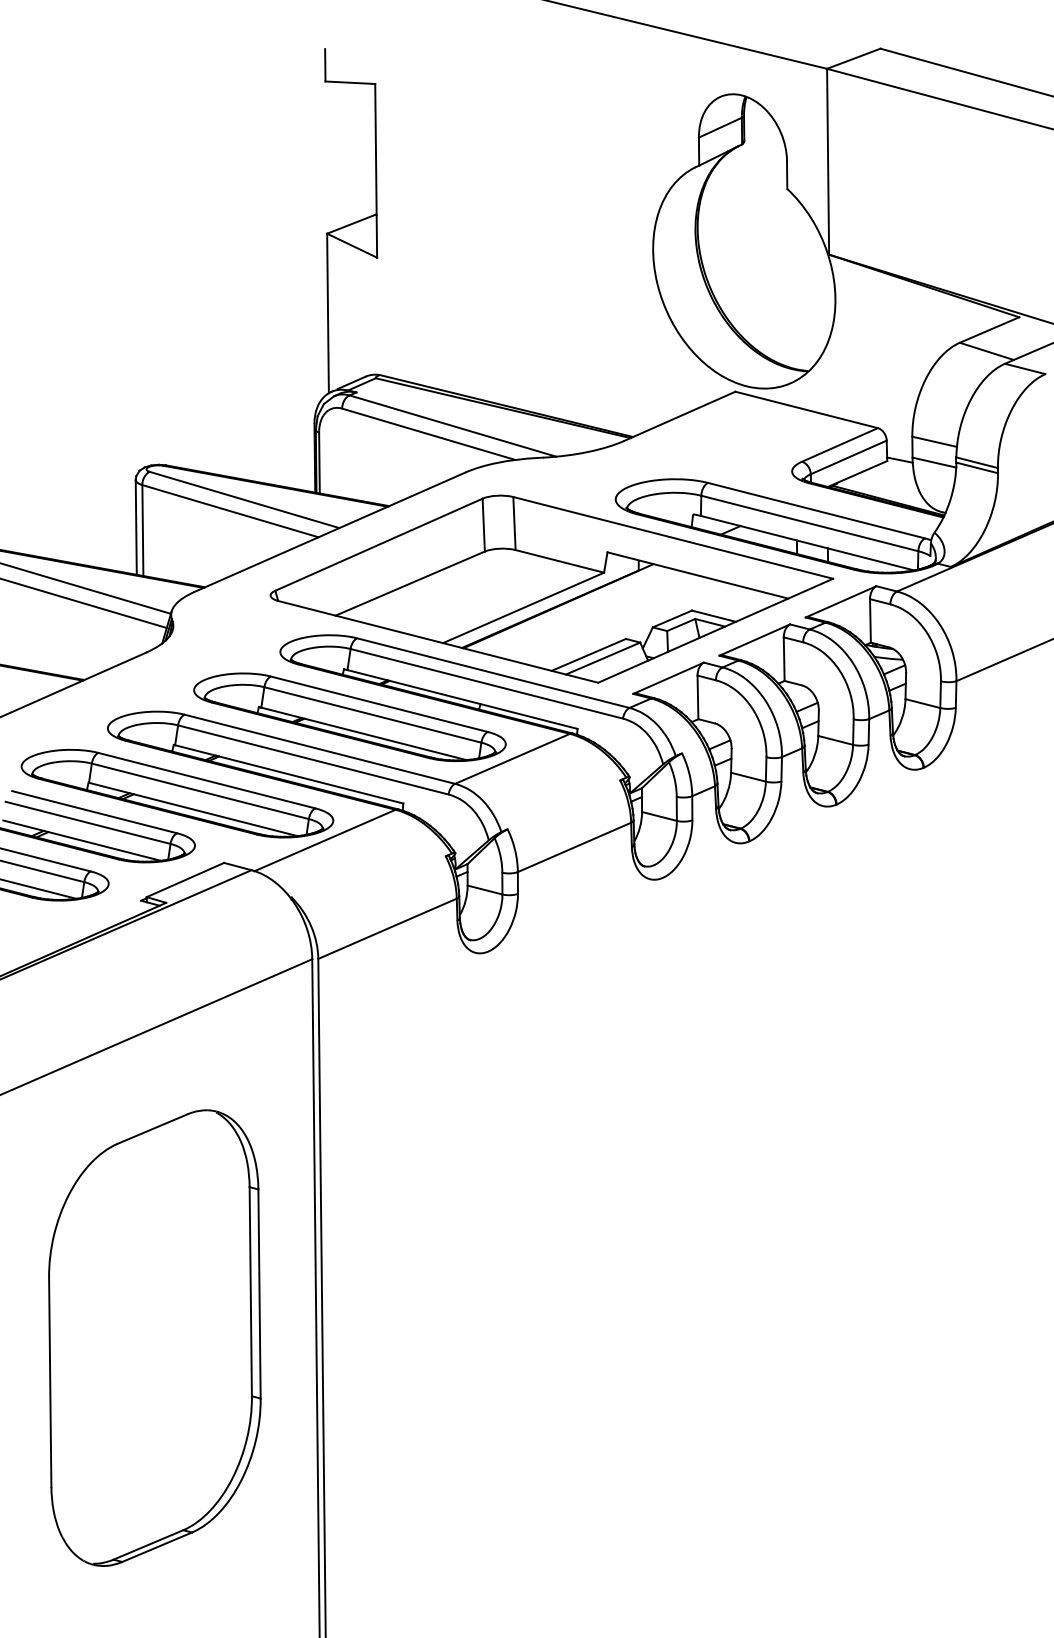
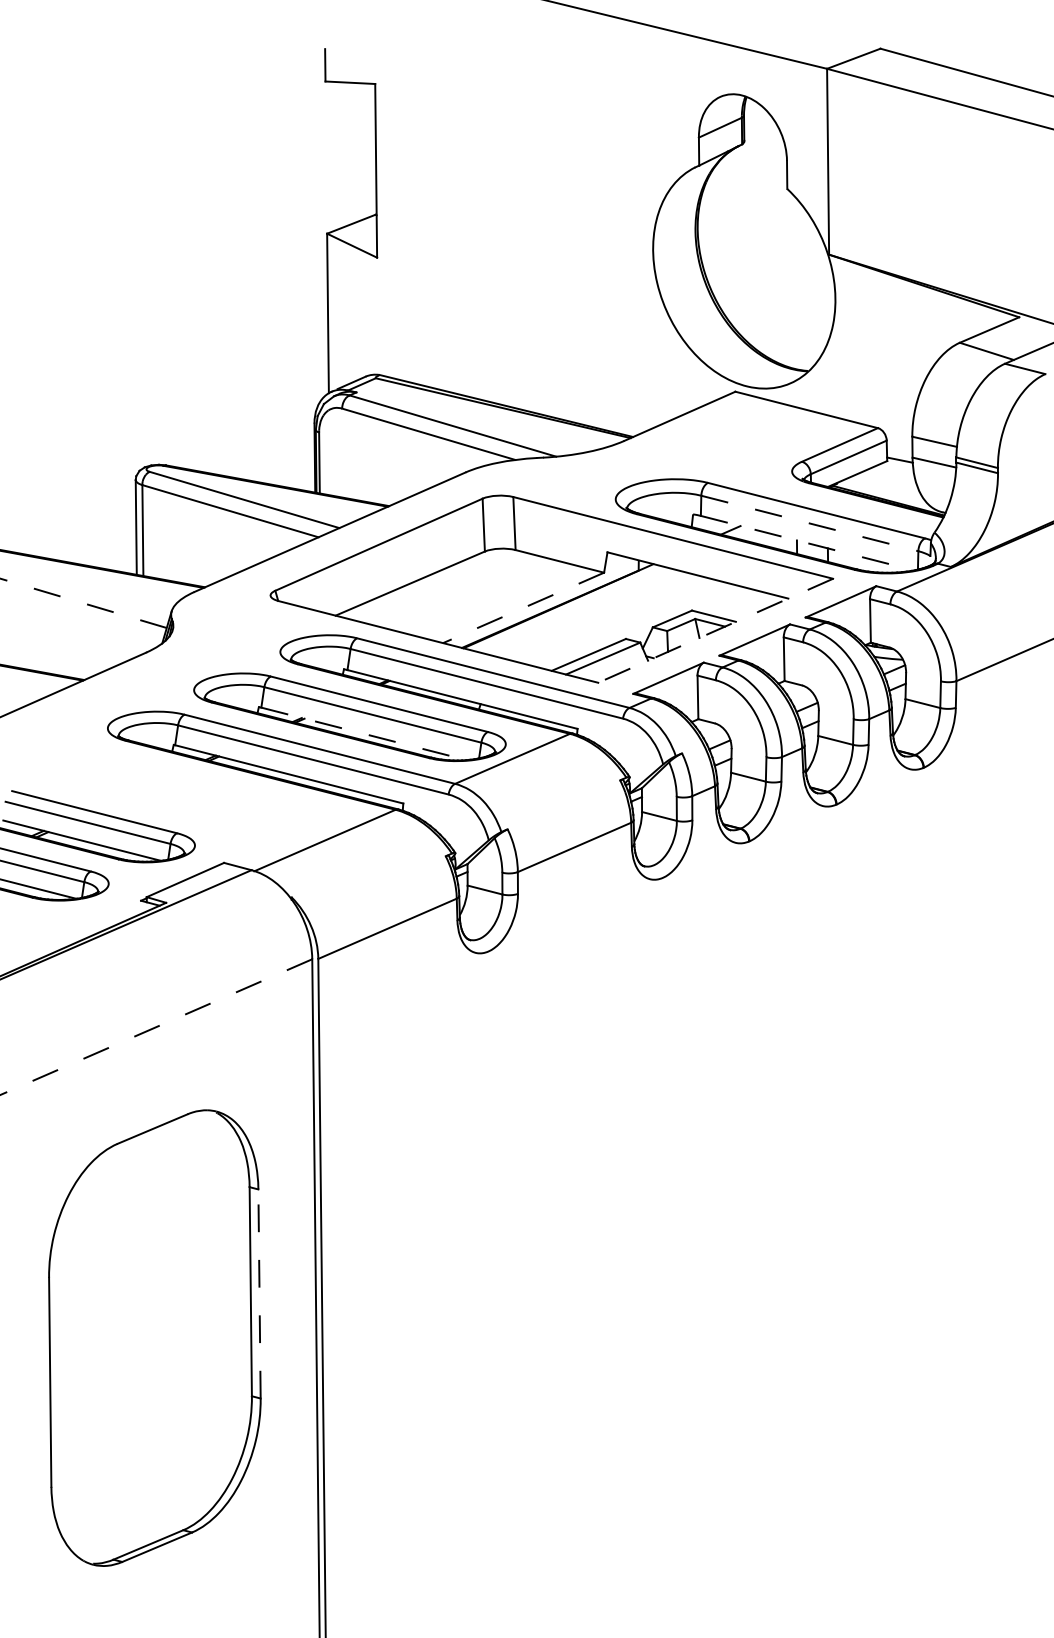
line: solid -> dashed (810, 523)
line: solid -> dashed (807, 543)
line: present -> none (86, 588)
line: solid -> dashed (83, 603)
line: solid -> dashed (523, 607)
line: solid -> dashed (715, 630)
line: solid -> dashed (363, 733)
part: present -> none (177, 793)
line: solid -> dashed (155, 1027)
line: solid -> dashed (259, 1293)
